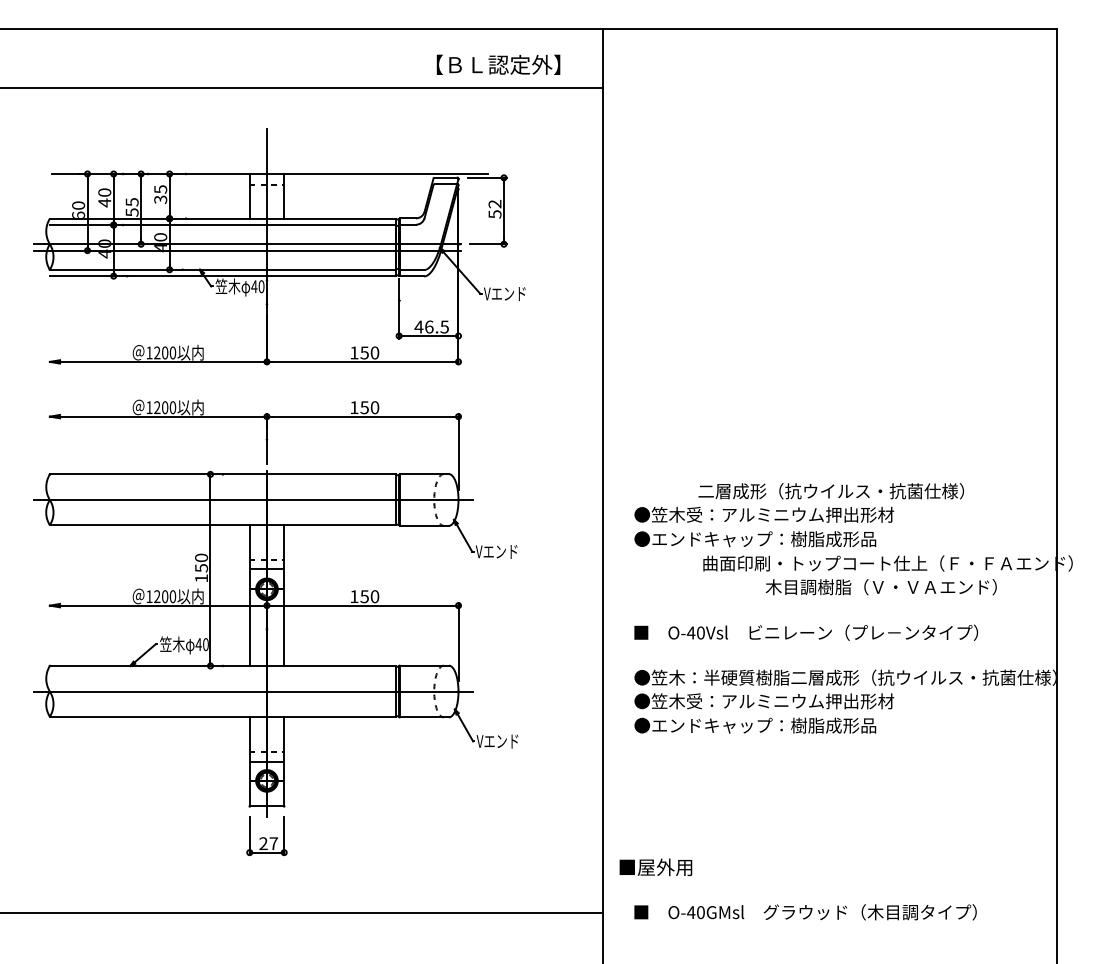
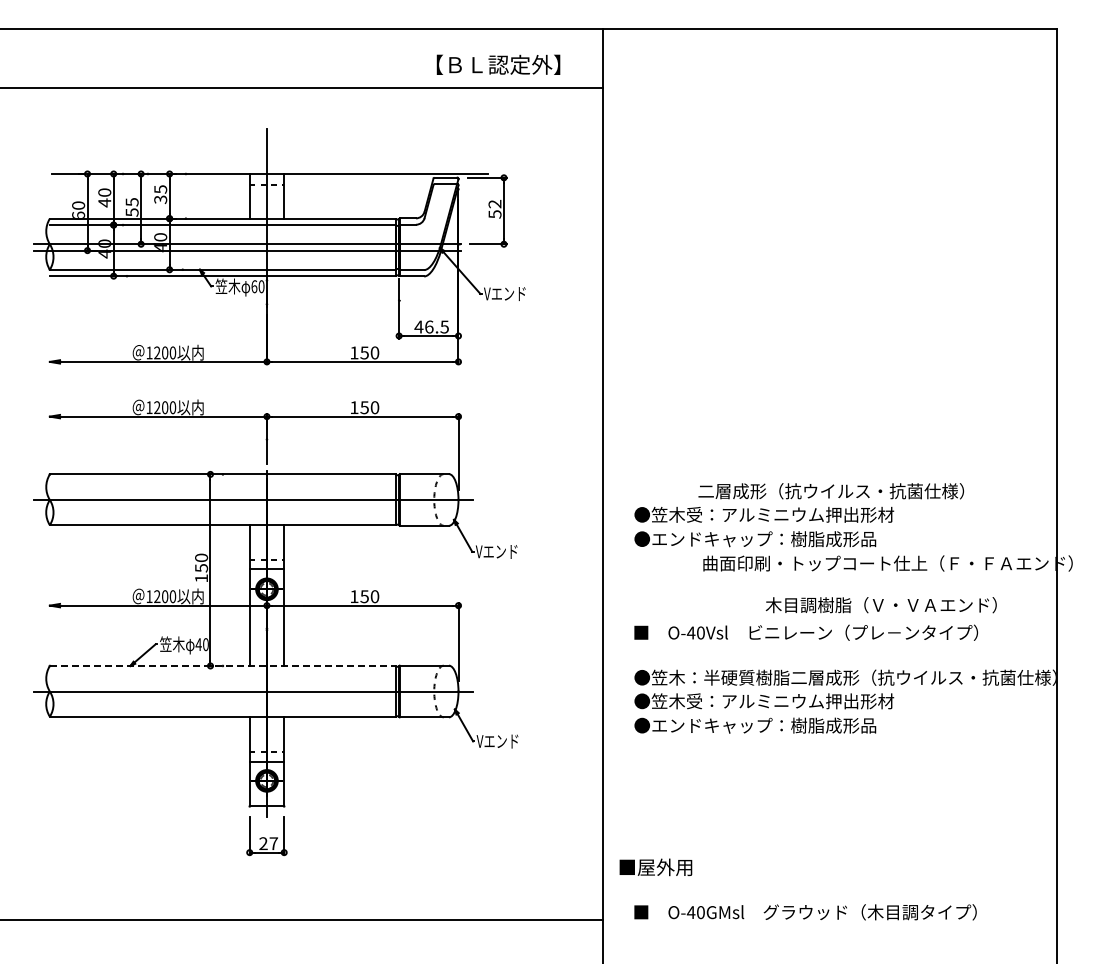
text: 40 -> 60 (254, 286)
text position: (880, 587) -> (880, 605) (880, 605)
line: solid -> dashed (223, 665)
line position: (302, 913) -> (302, 920) (302, 920)
